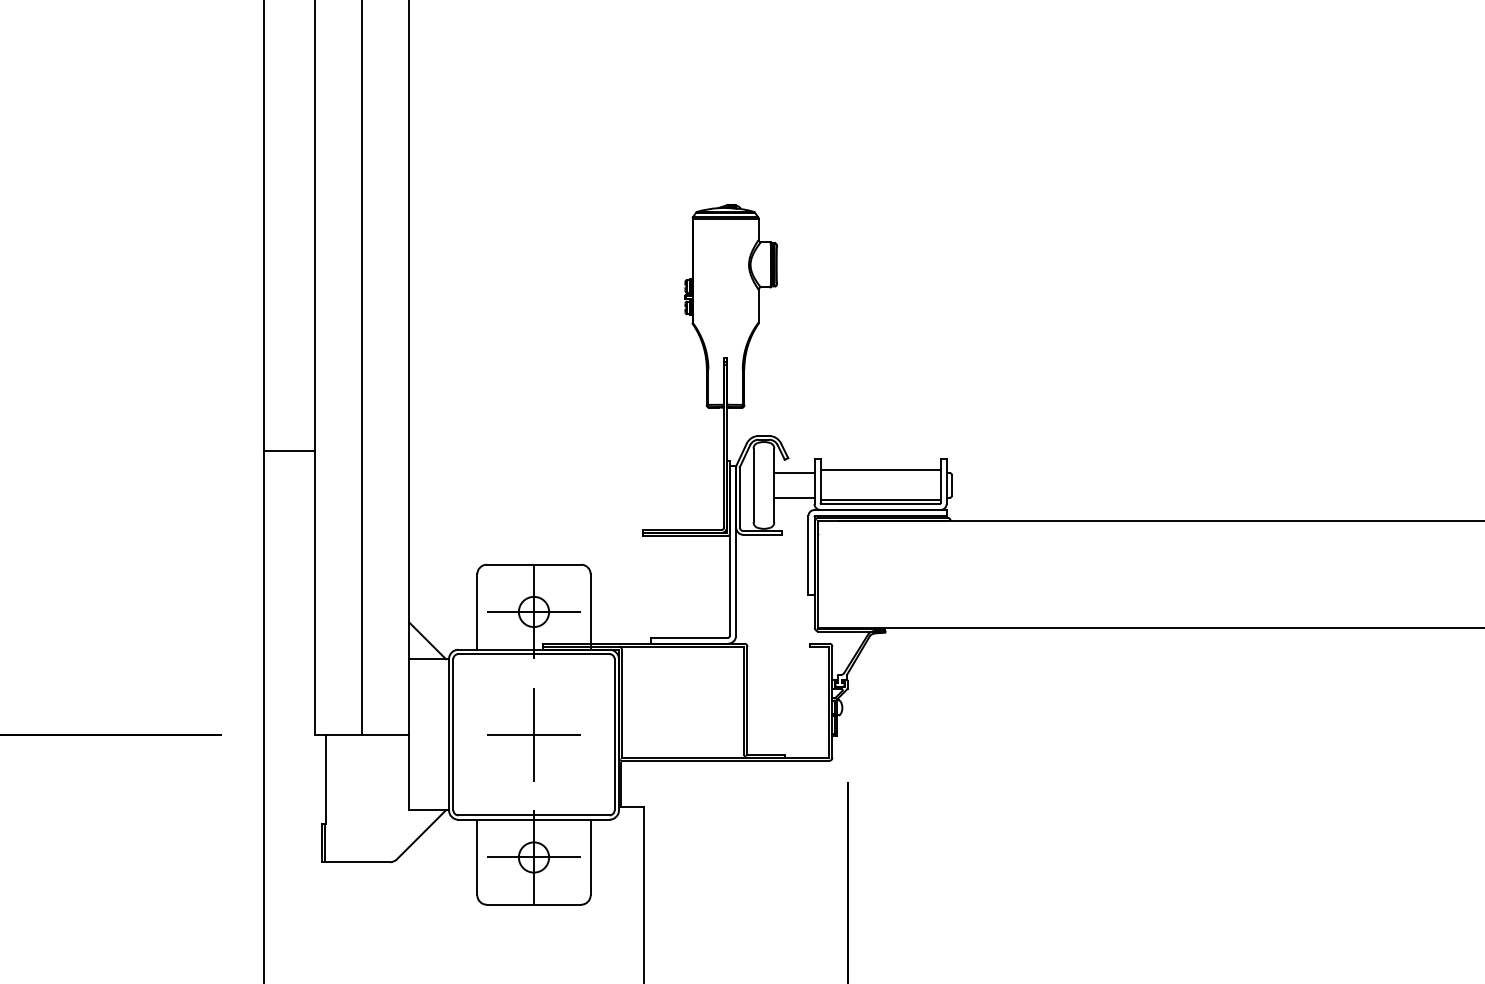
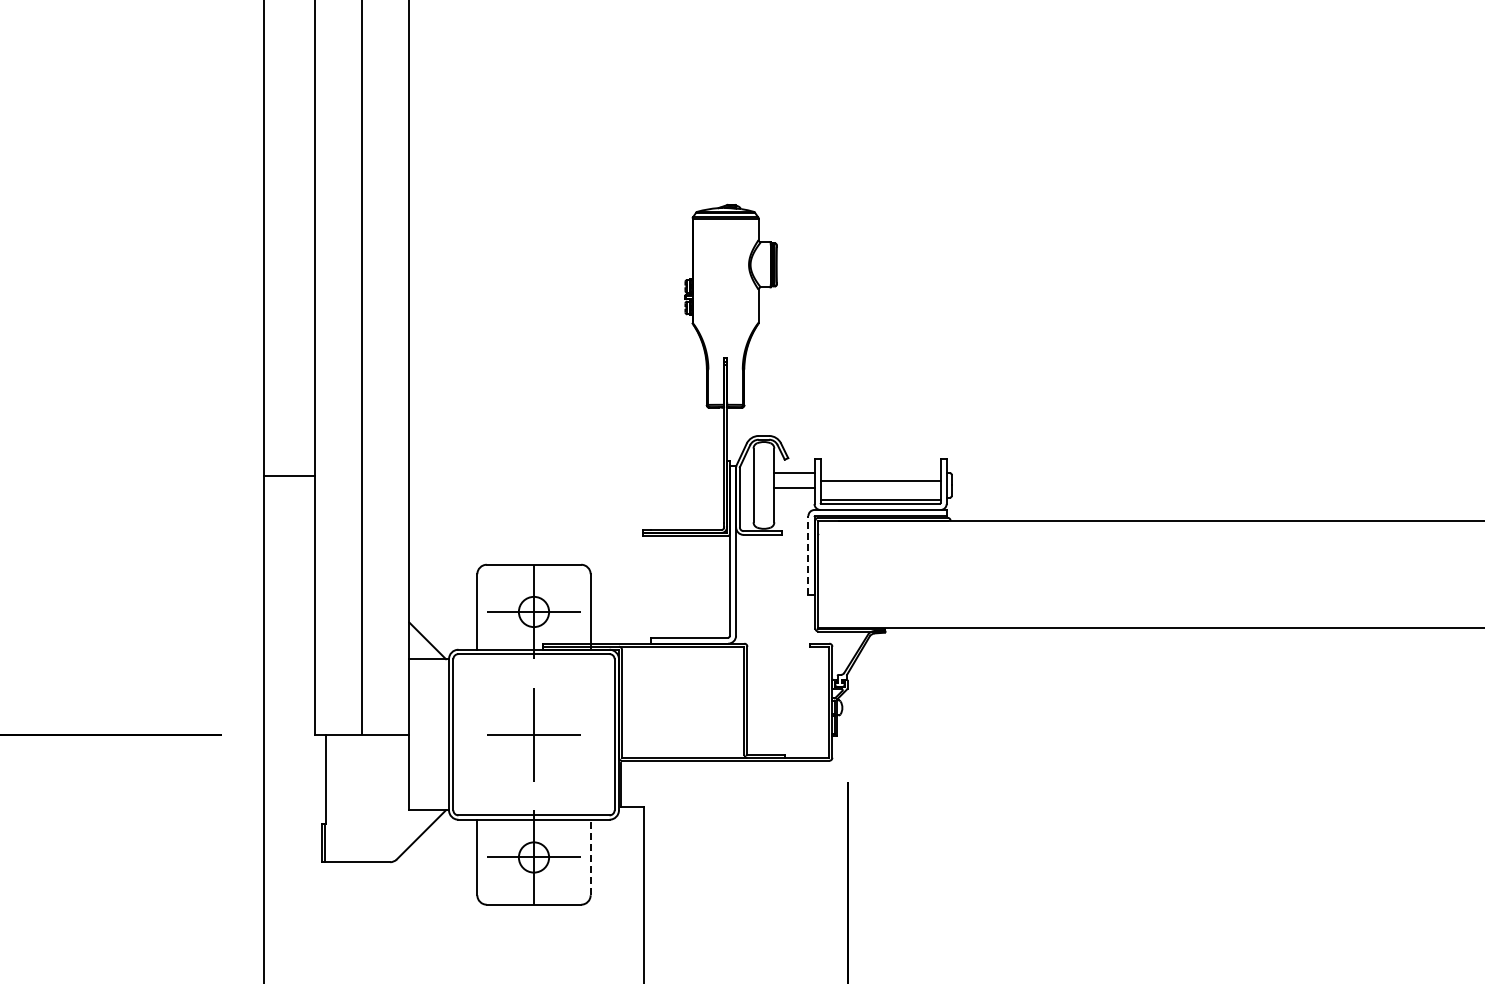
line position: (288, 451) -> (288, 476) (288, 476)
line position: (880, 470) -> (880, 481) (880, 481)
line position: (794, 497) -> (794, 487) (794, 487)
line: solid -> dashed (808, 555)
line: solid -> dashed (590, 857)
